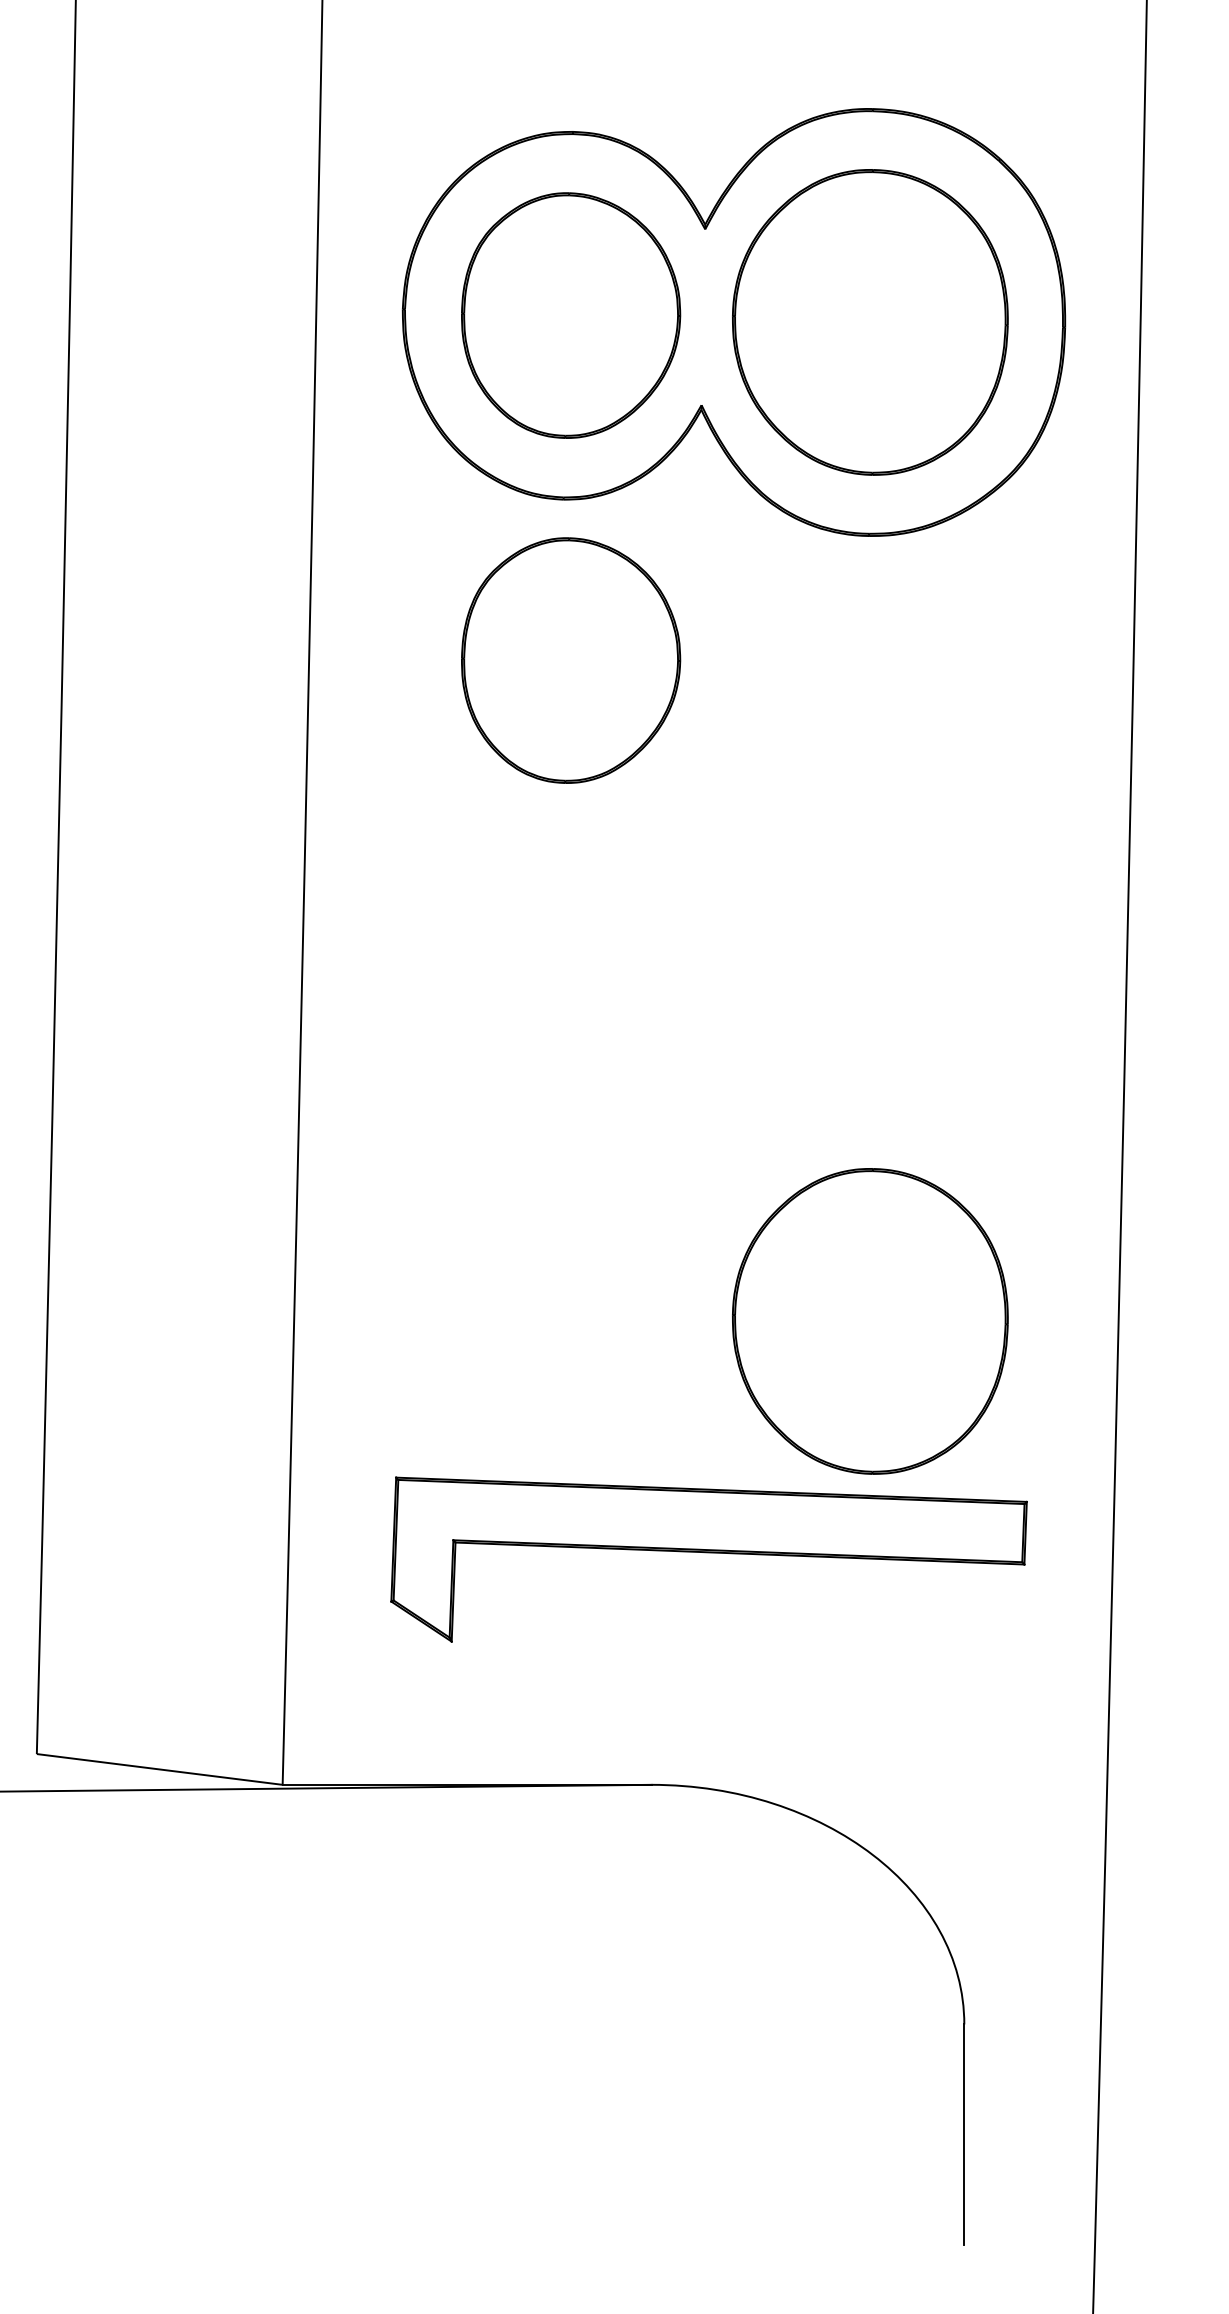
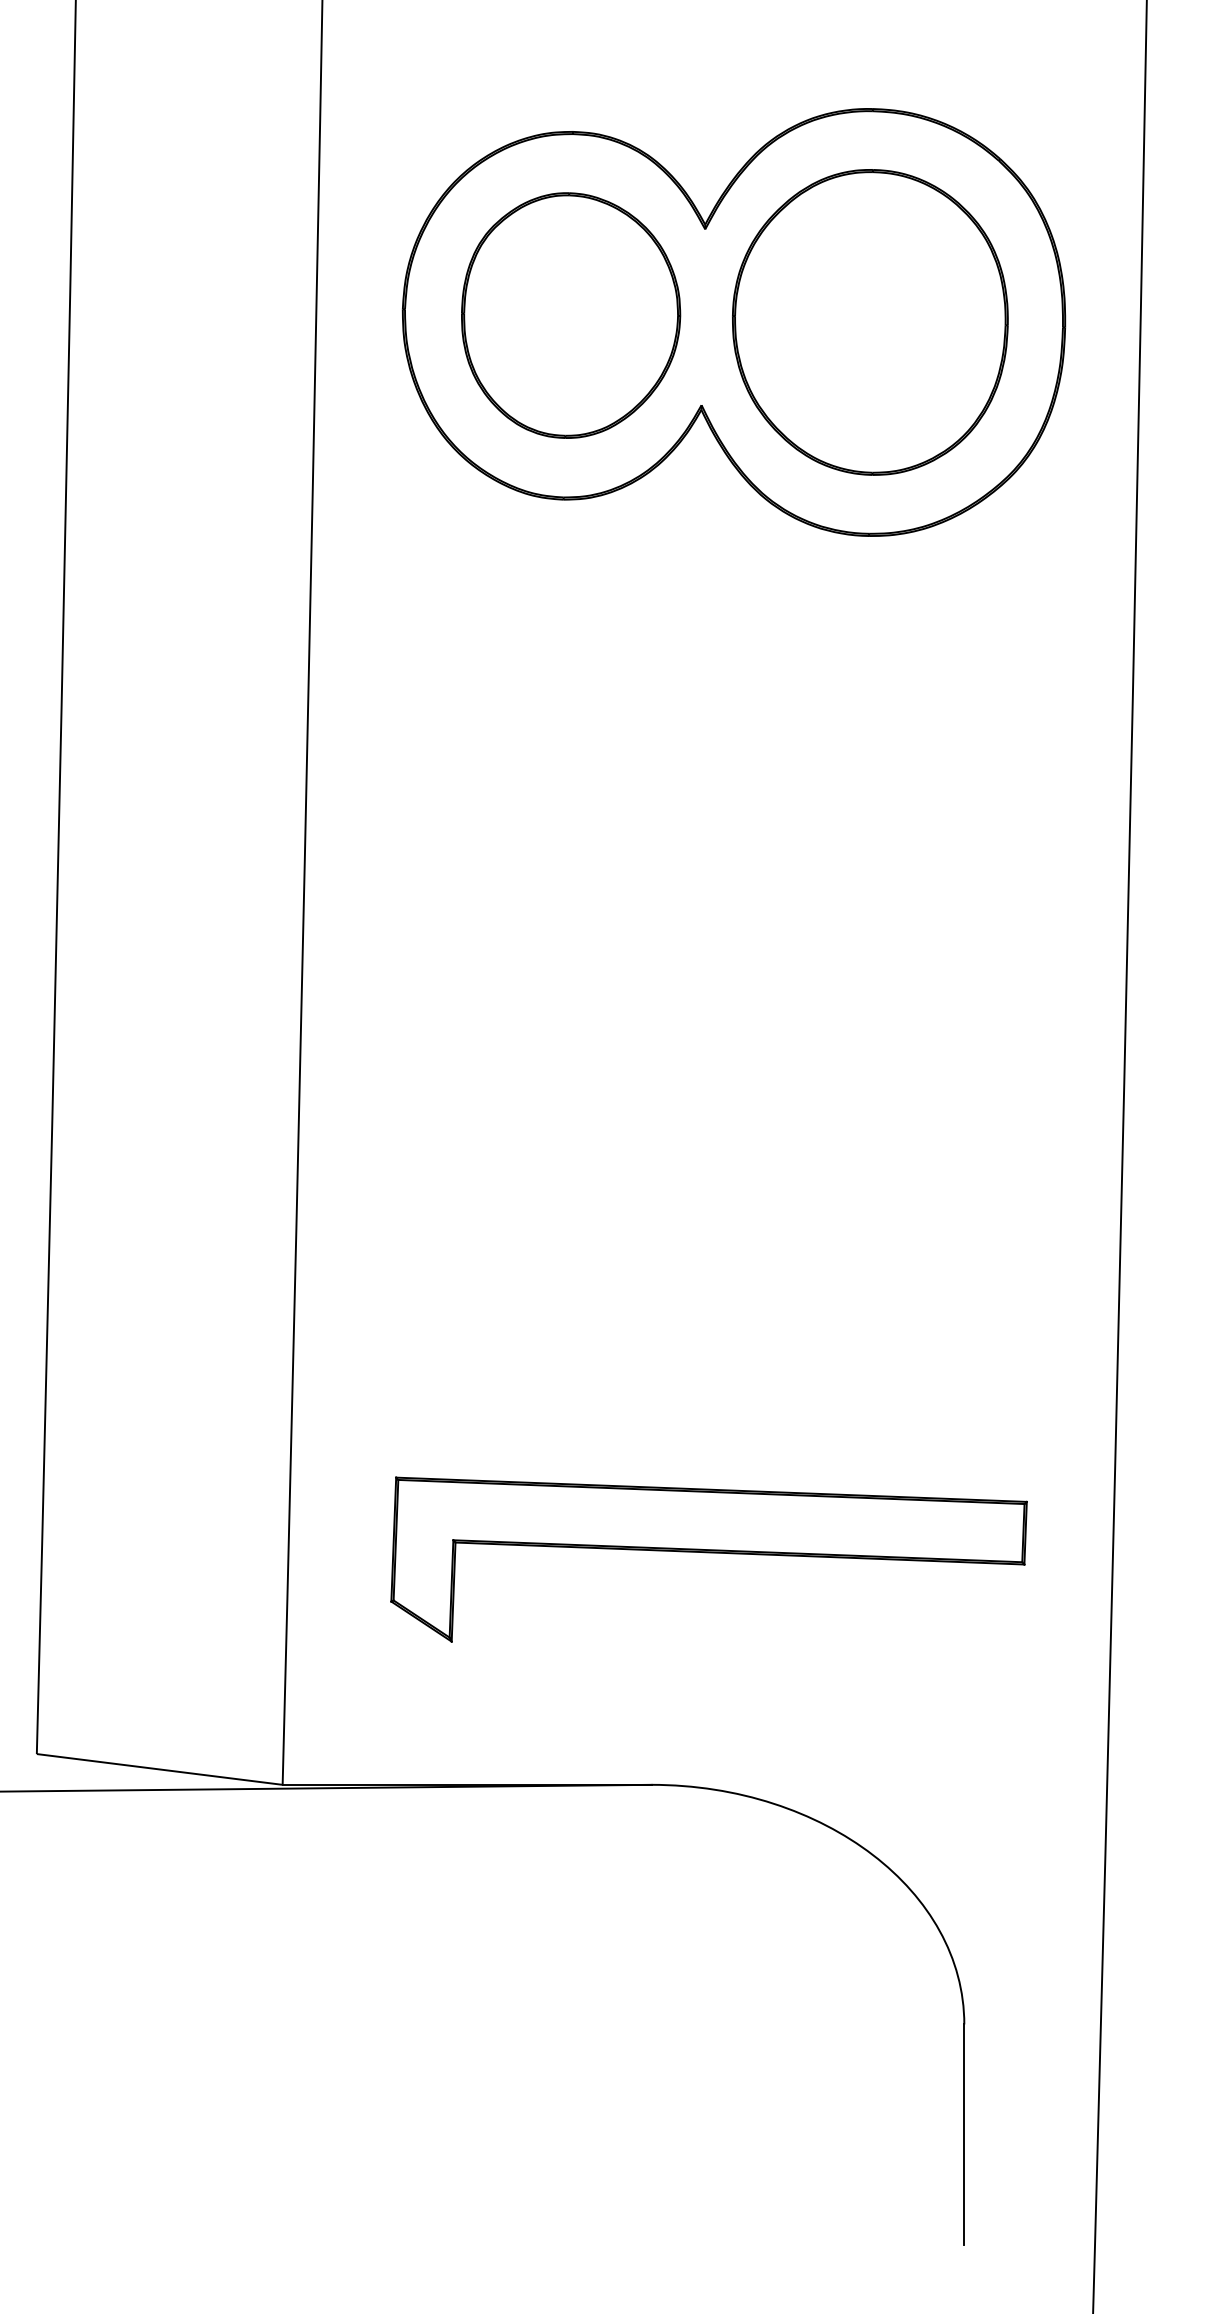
part: present -> none (571, 660)
part: present -> none (870, 1321)
